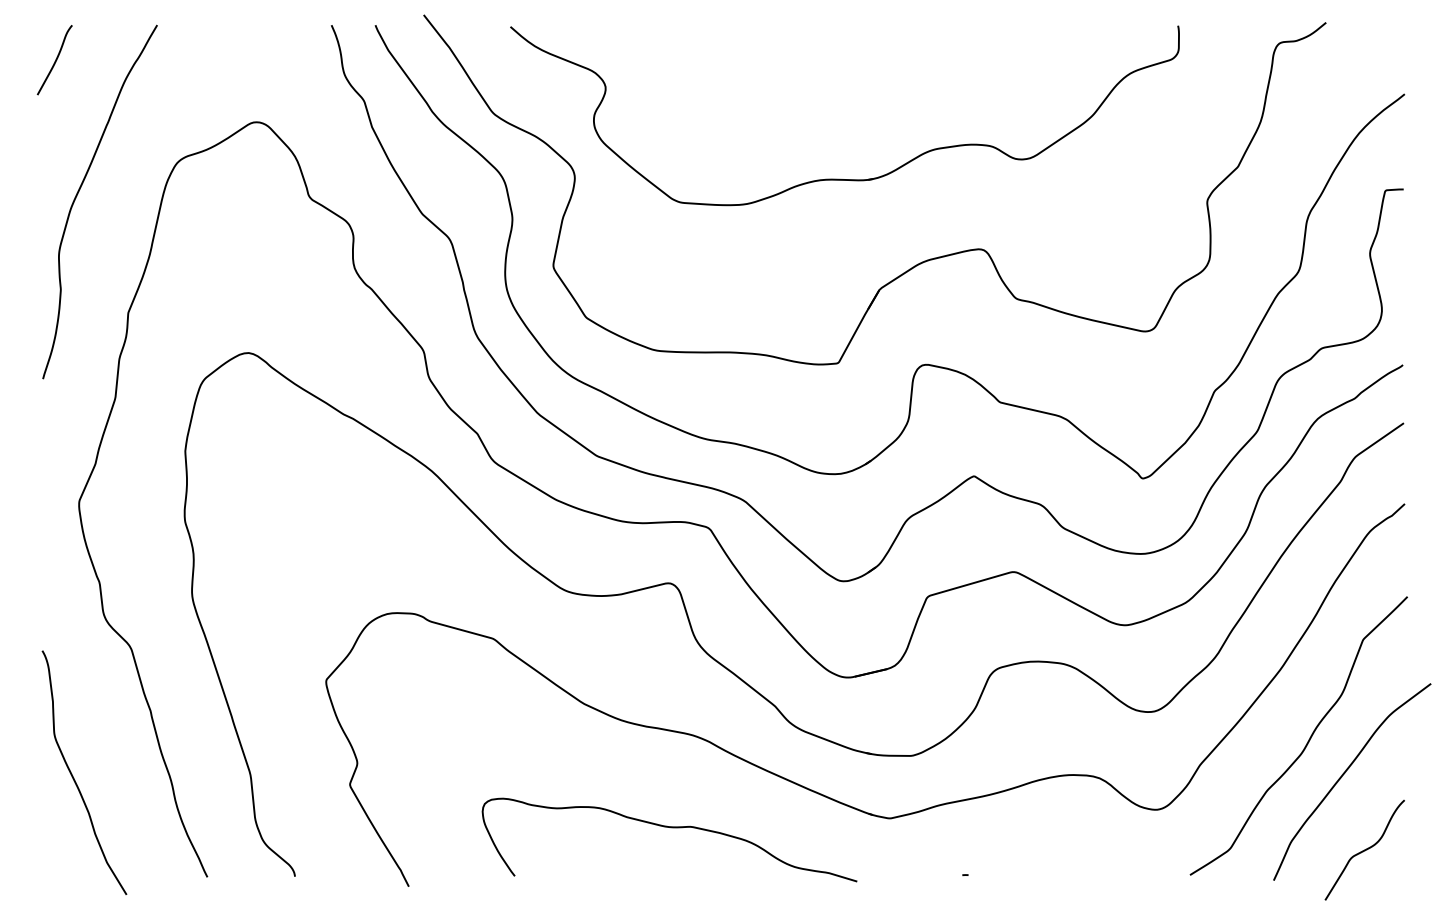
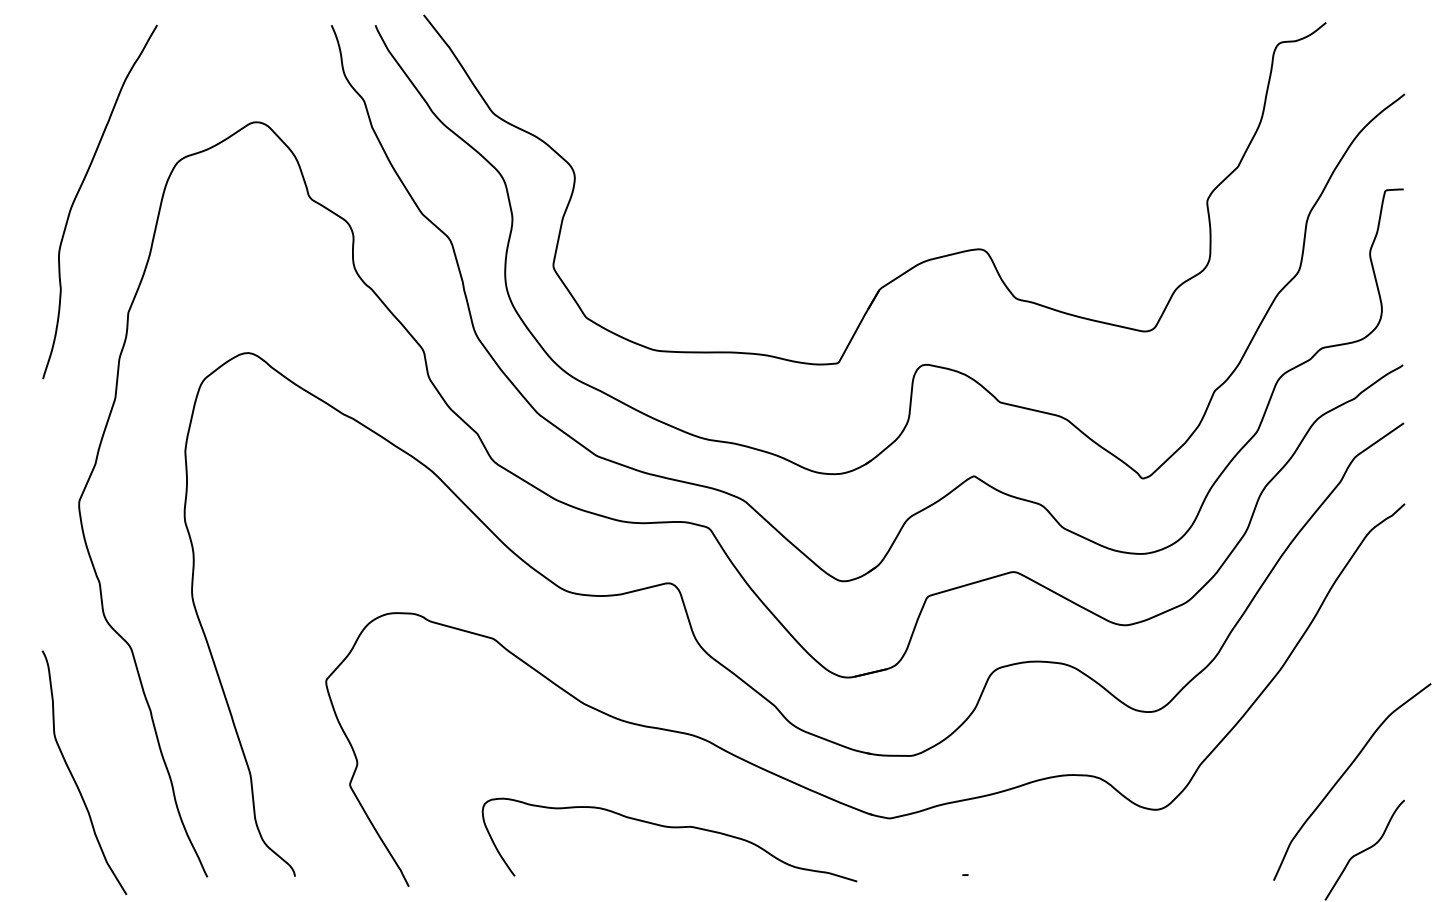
curve: present -> none (55, 60)
part: present -> none (840, 178)
curve: present -> none (1308, 739)
